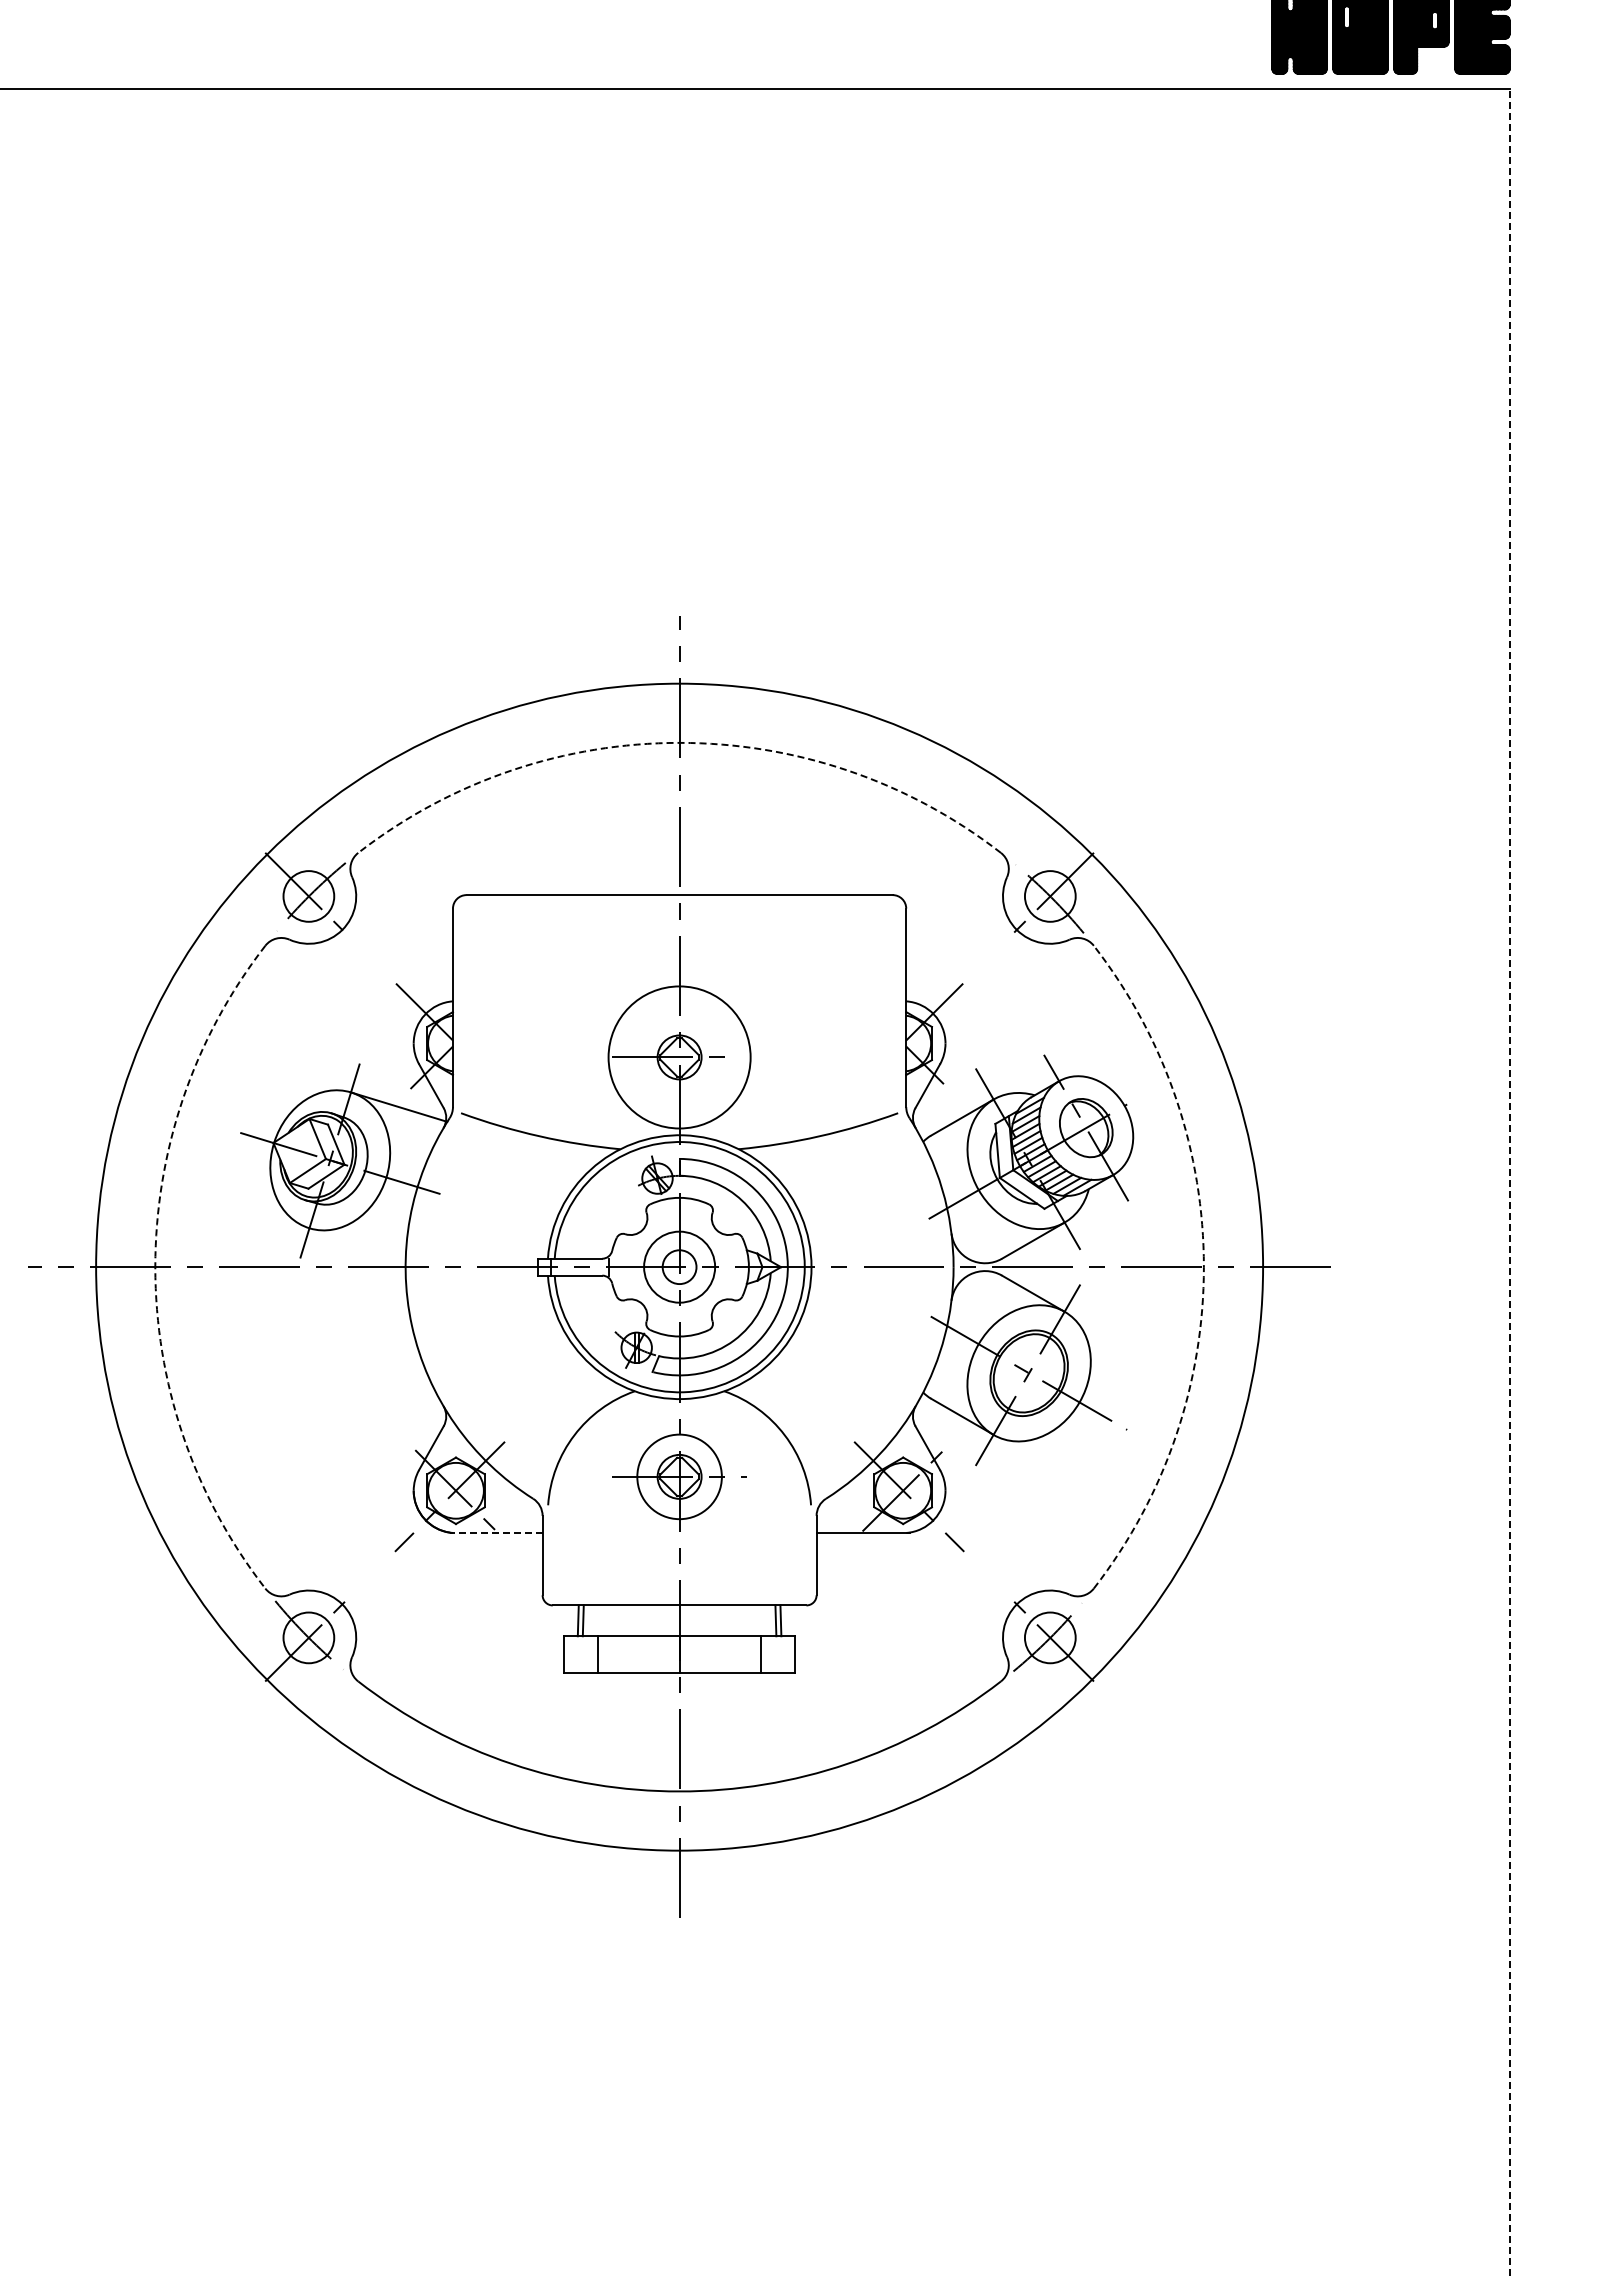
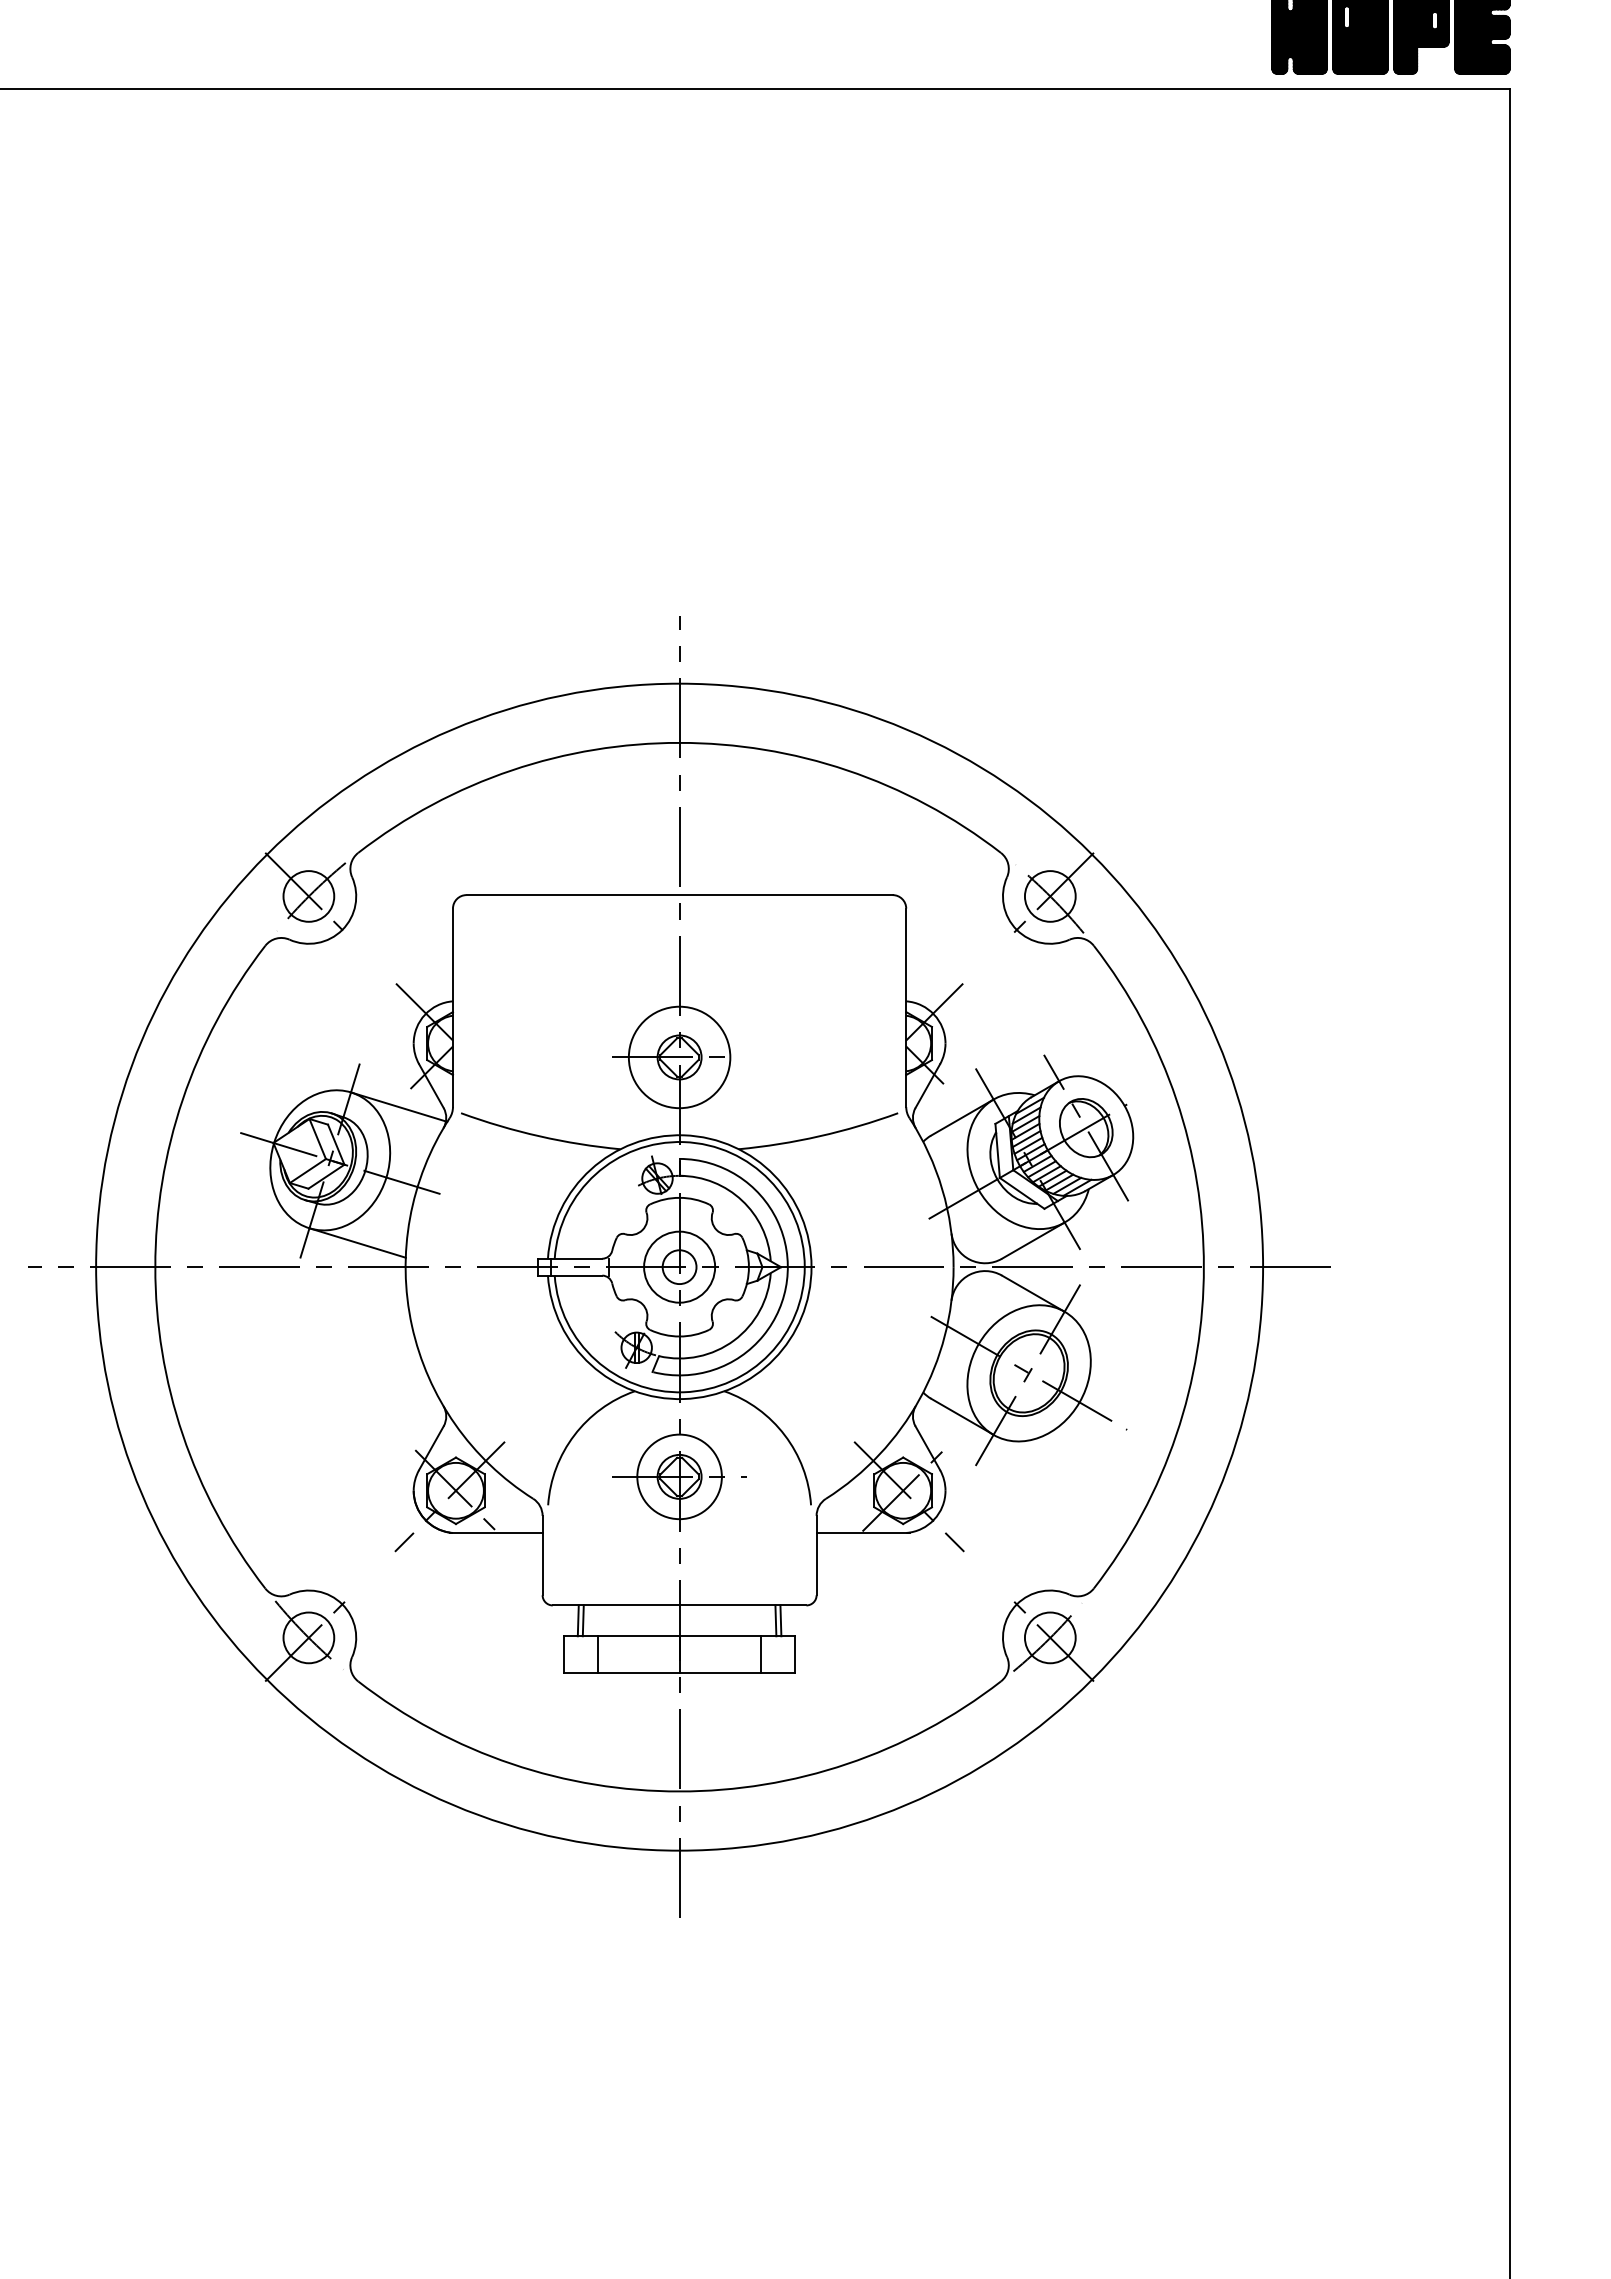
arc: dashed -> solid (679, 742)
circle diameter: 142 px -> 101 px (679, 1057)
line: dashed -> solid (1509, 1183)
line: none -> present (357, 1242)
arc: dashed -> solid (155, 1267)
arc: dashed -> solid (1203, 1267)
line: dashed -> solid (496, 1532)
